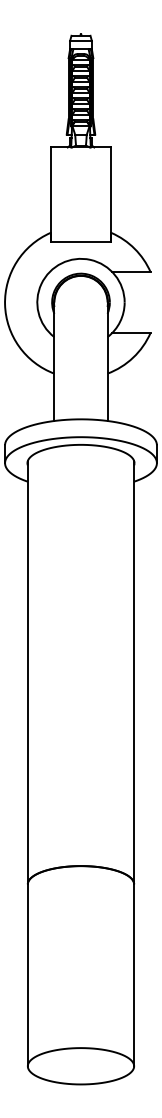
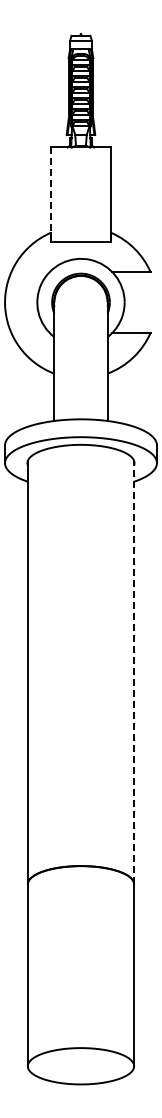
line: solid -> dashed (50, 195)
line: solid -> dashed (134, 672)
